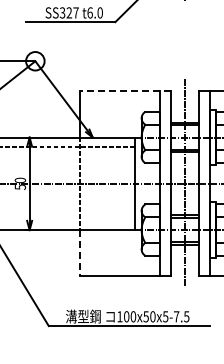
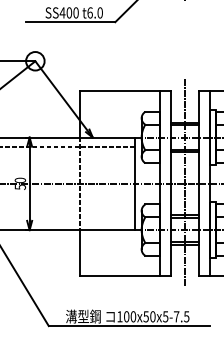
text: SS327 -> SS400 (68, 12)
line: dashed -> solid (125, 91)
line: dashed -> solid (79, 253)
